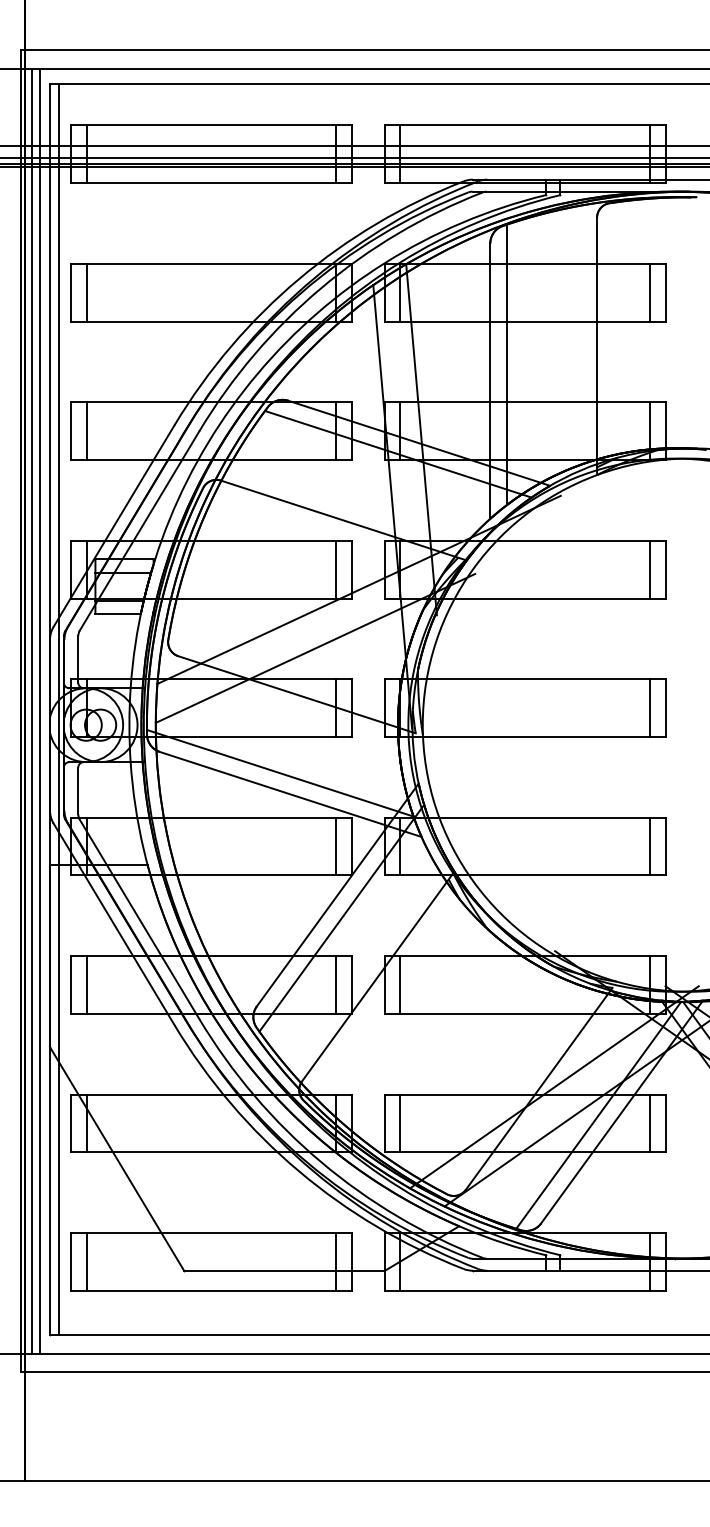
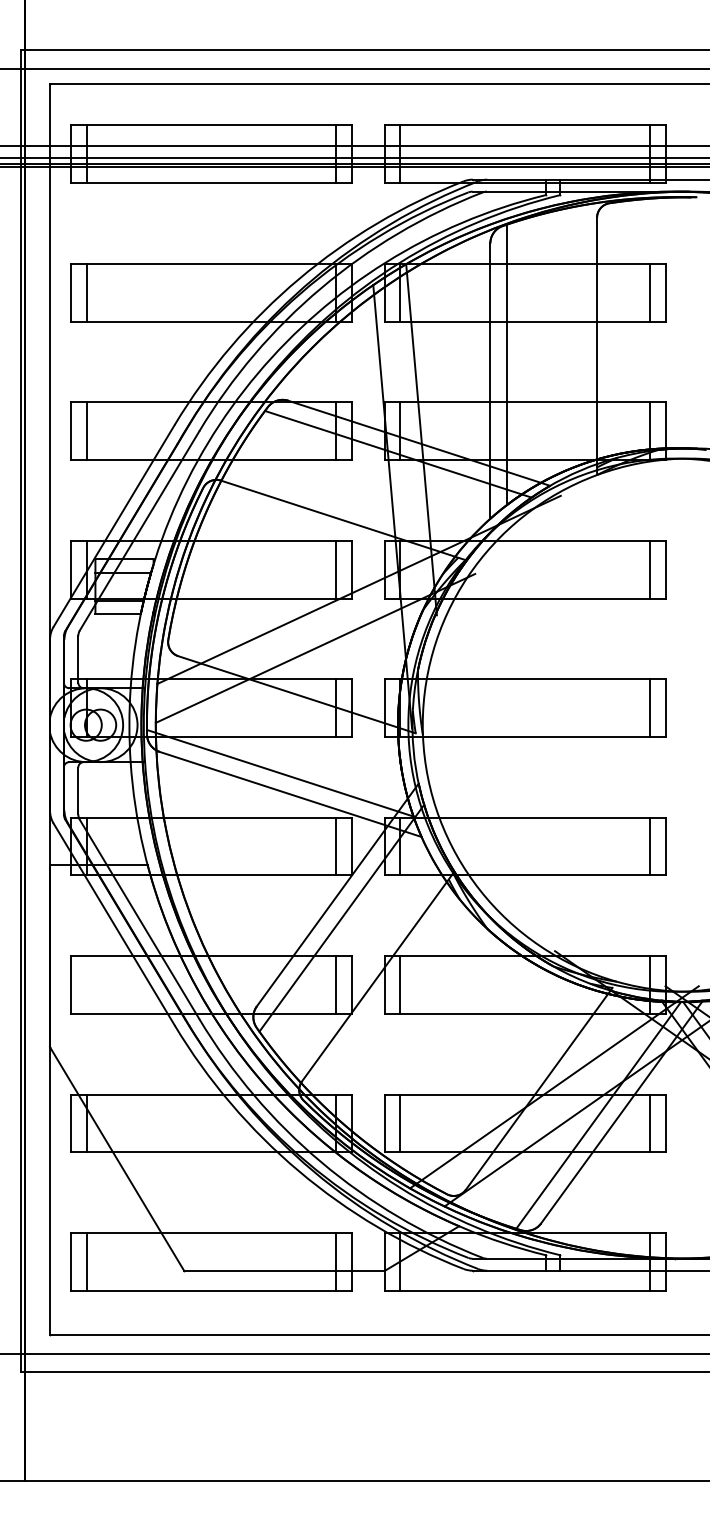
line: present -> none (58, 709)
line: present -> none (31, 710)
line: present -> none (40, 710)
line: present -> none (86, 984)
